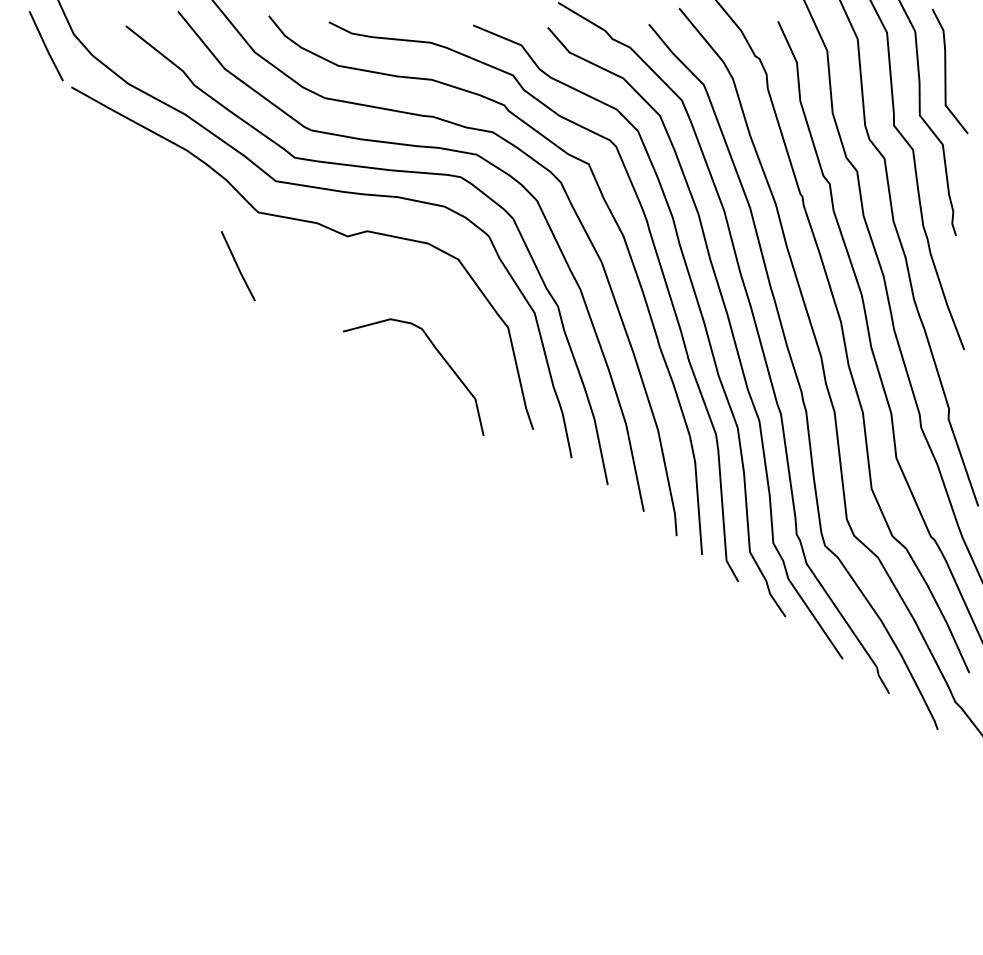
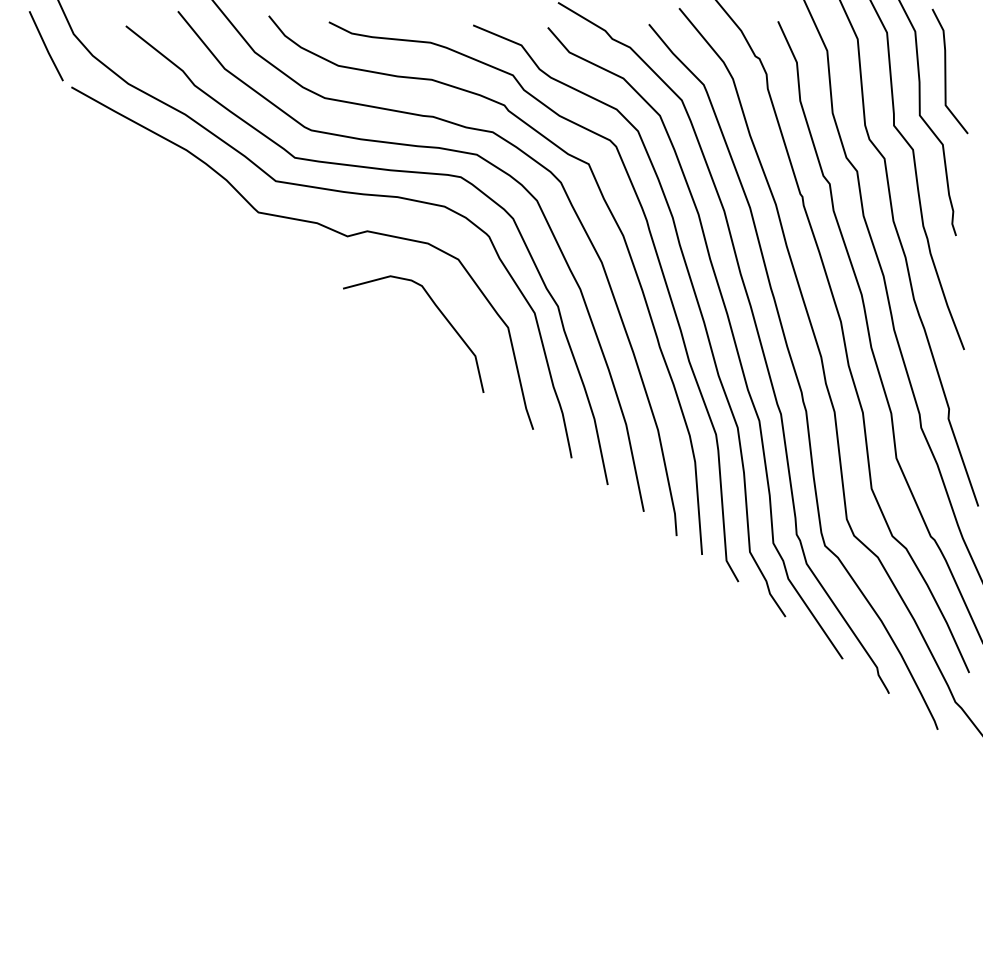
line: present -> none (237, 266)
curve position: (441, 357) -> (441, 314) (441, 314)
